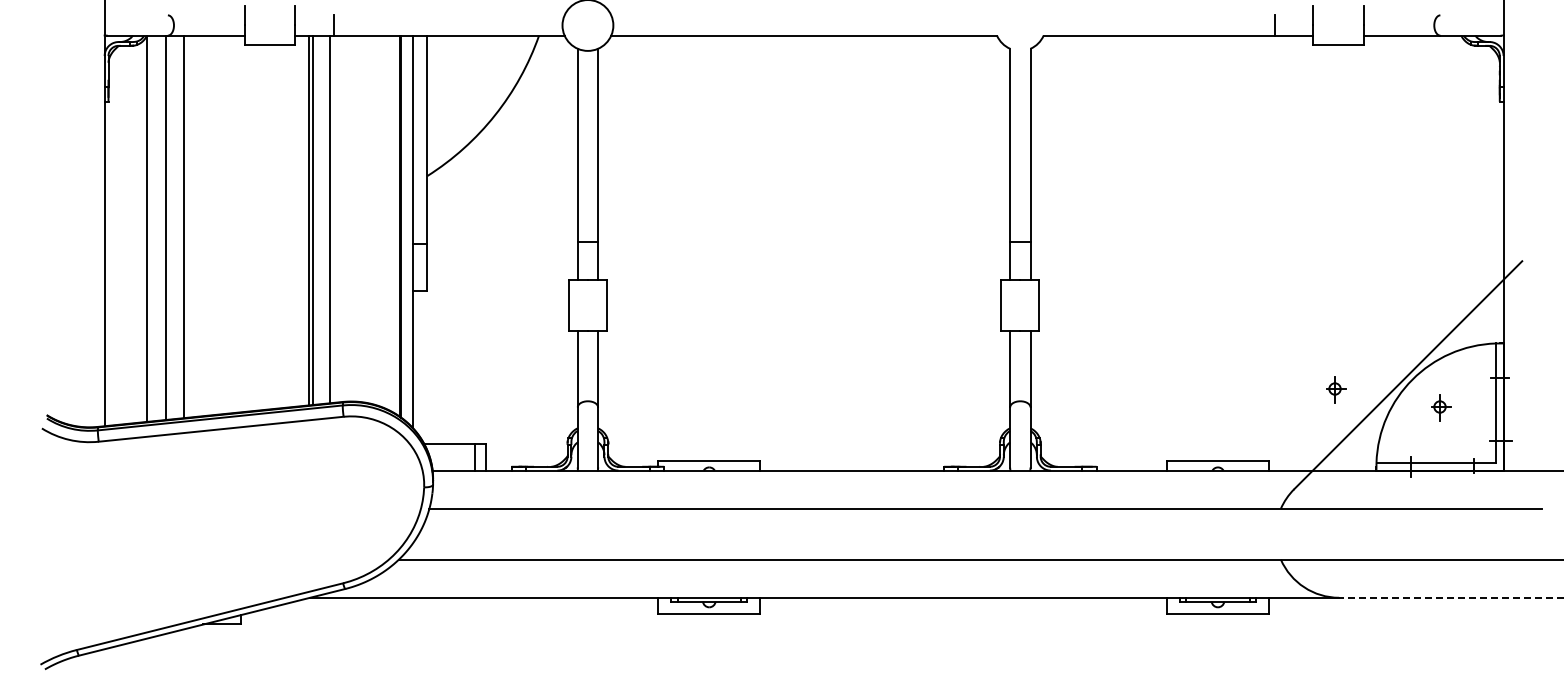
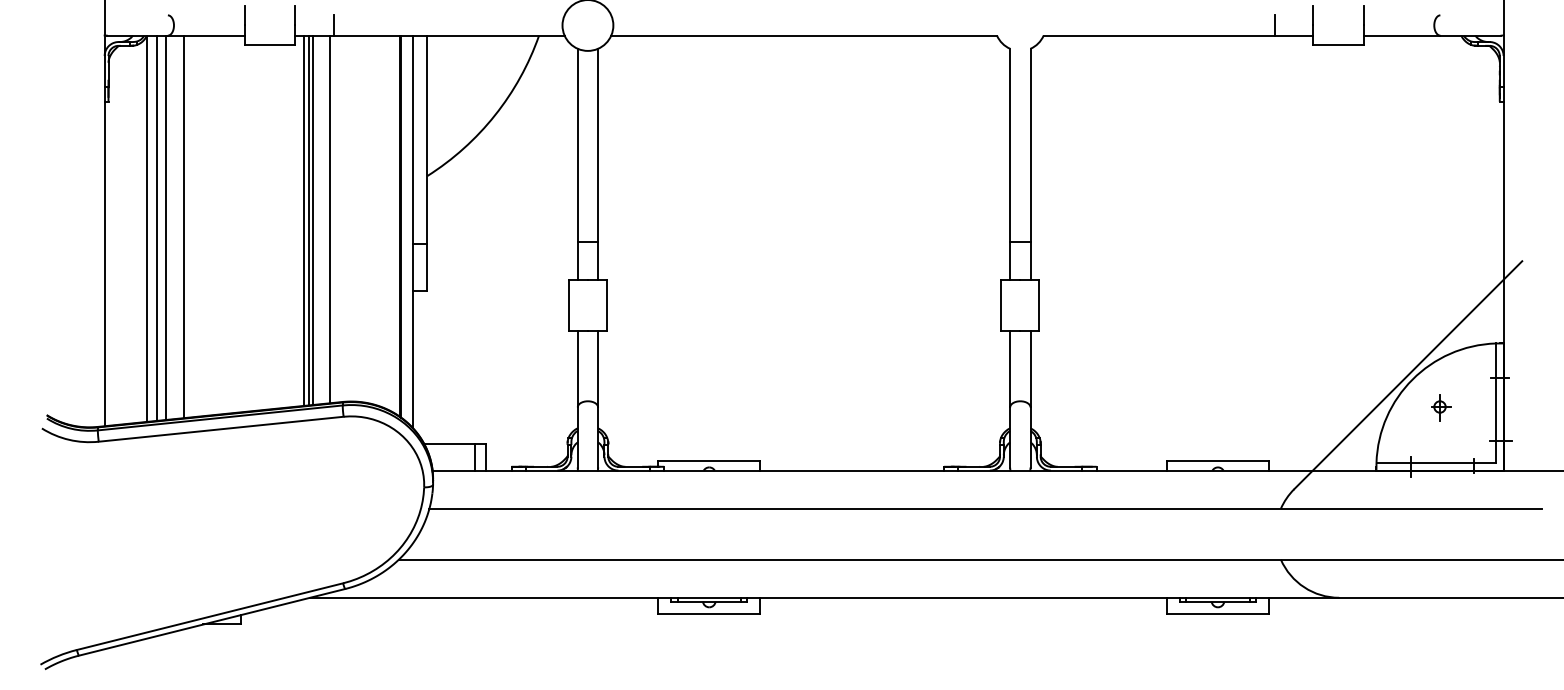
line: none -> present (304, 220)
line: none -> present (156, 227)
part: present -> none (1336, 389)
line: dashed -> solid (1450, 597)
